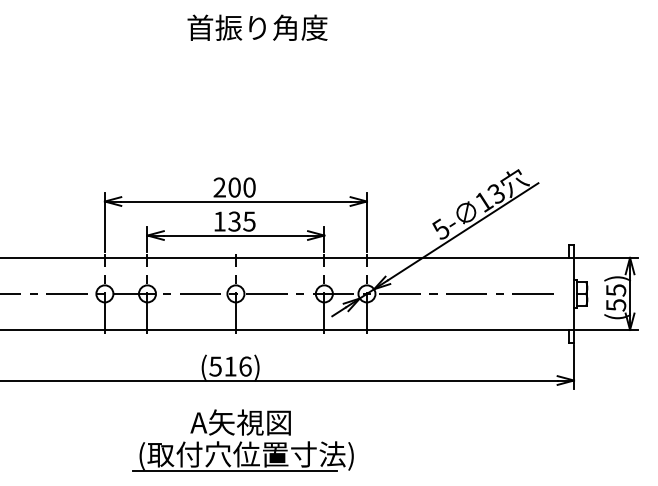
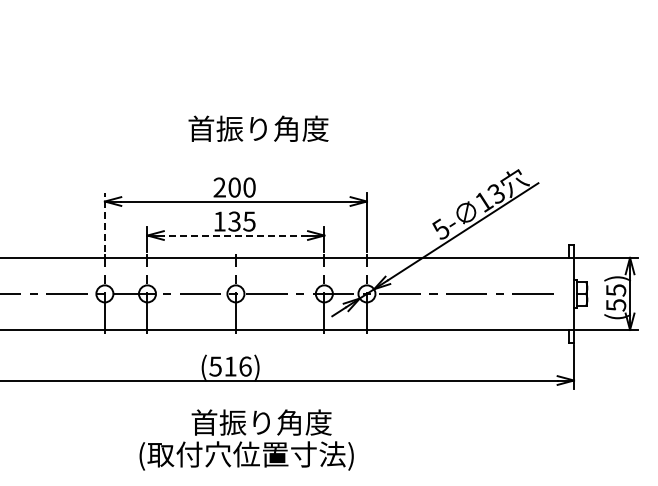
text position: (257, 27) -> (258, 128) (258, 128)
line: solid -> dashed (104, 222)
line: solid -> dashed (235, 235)
text: A矢視図 -> 首振り角度 (260, 422)
line: present -> none (234, 471)
